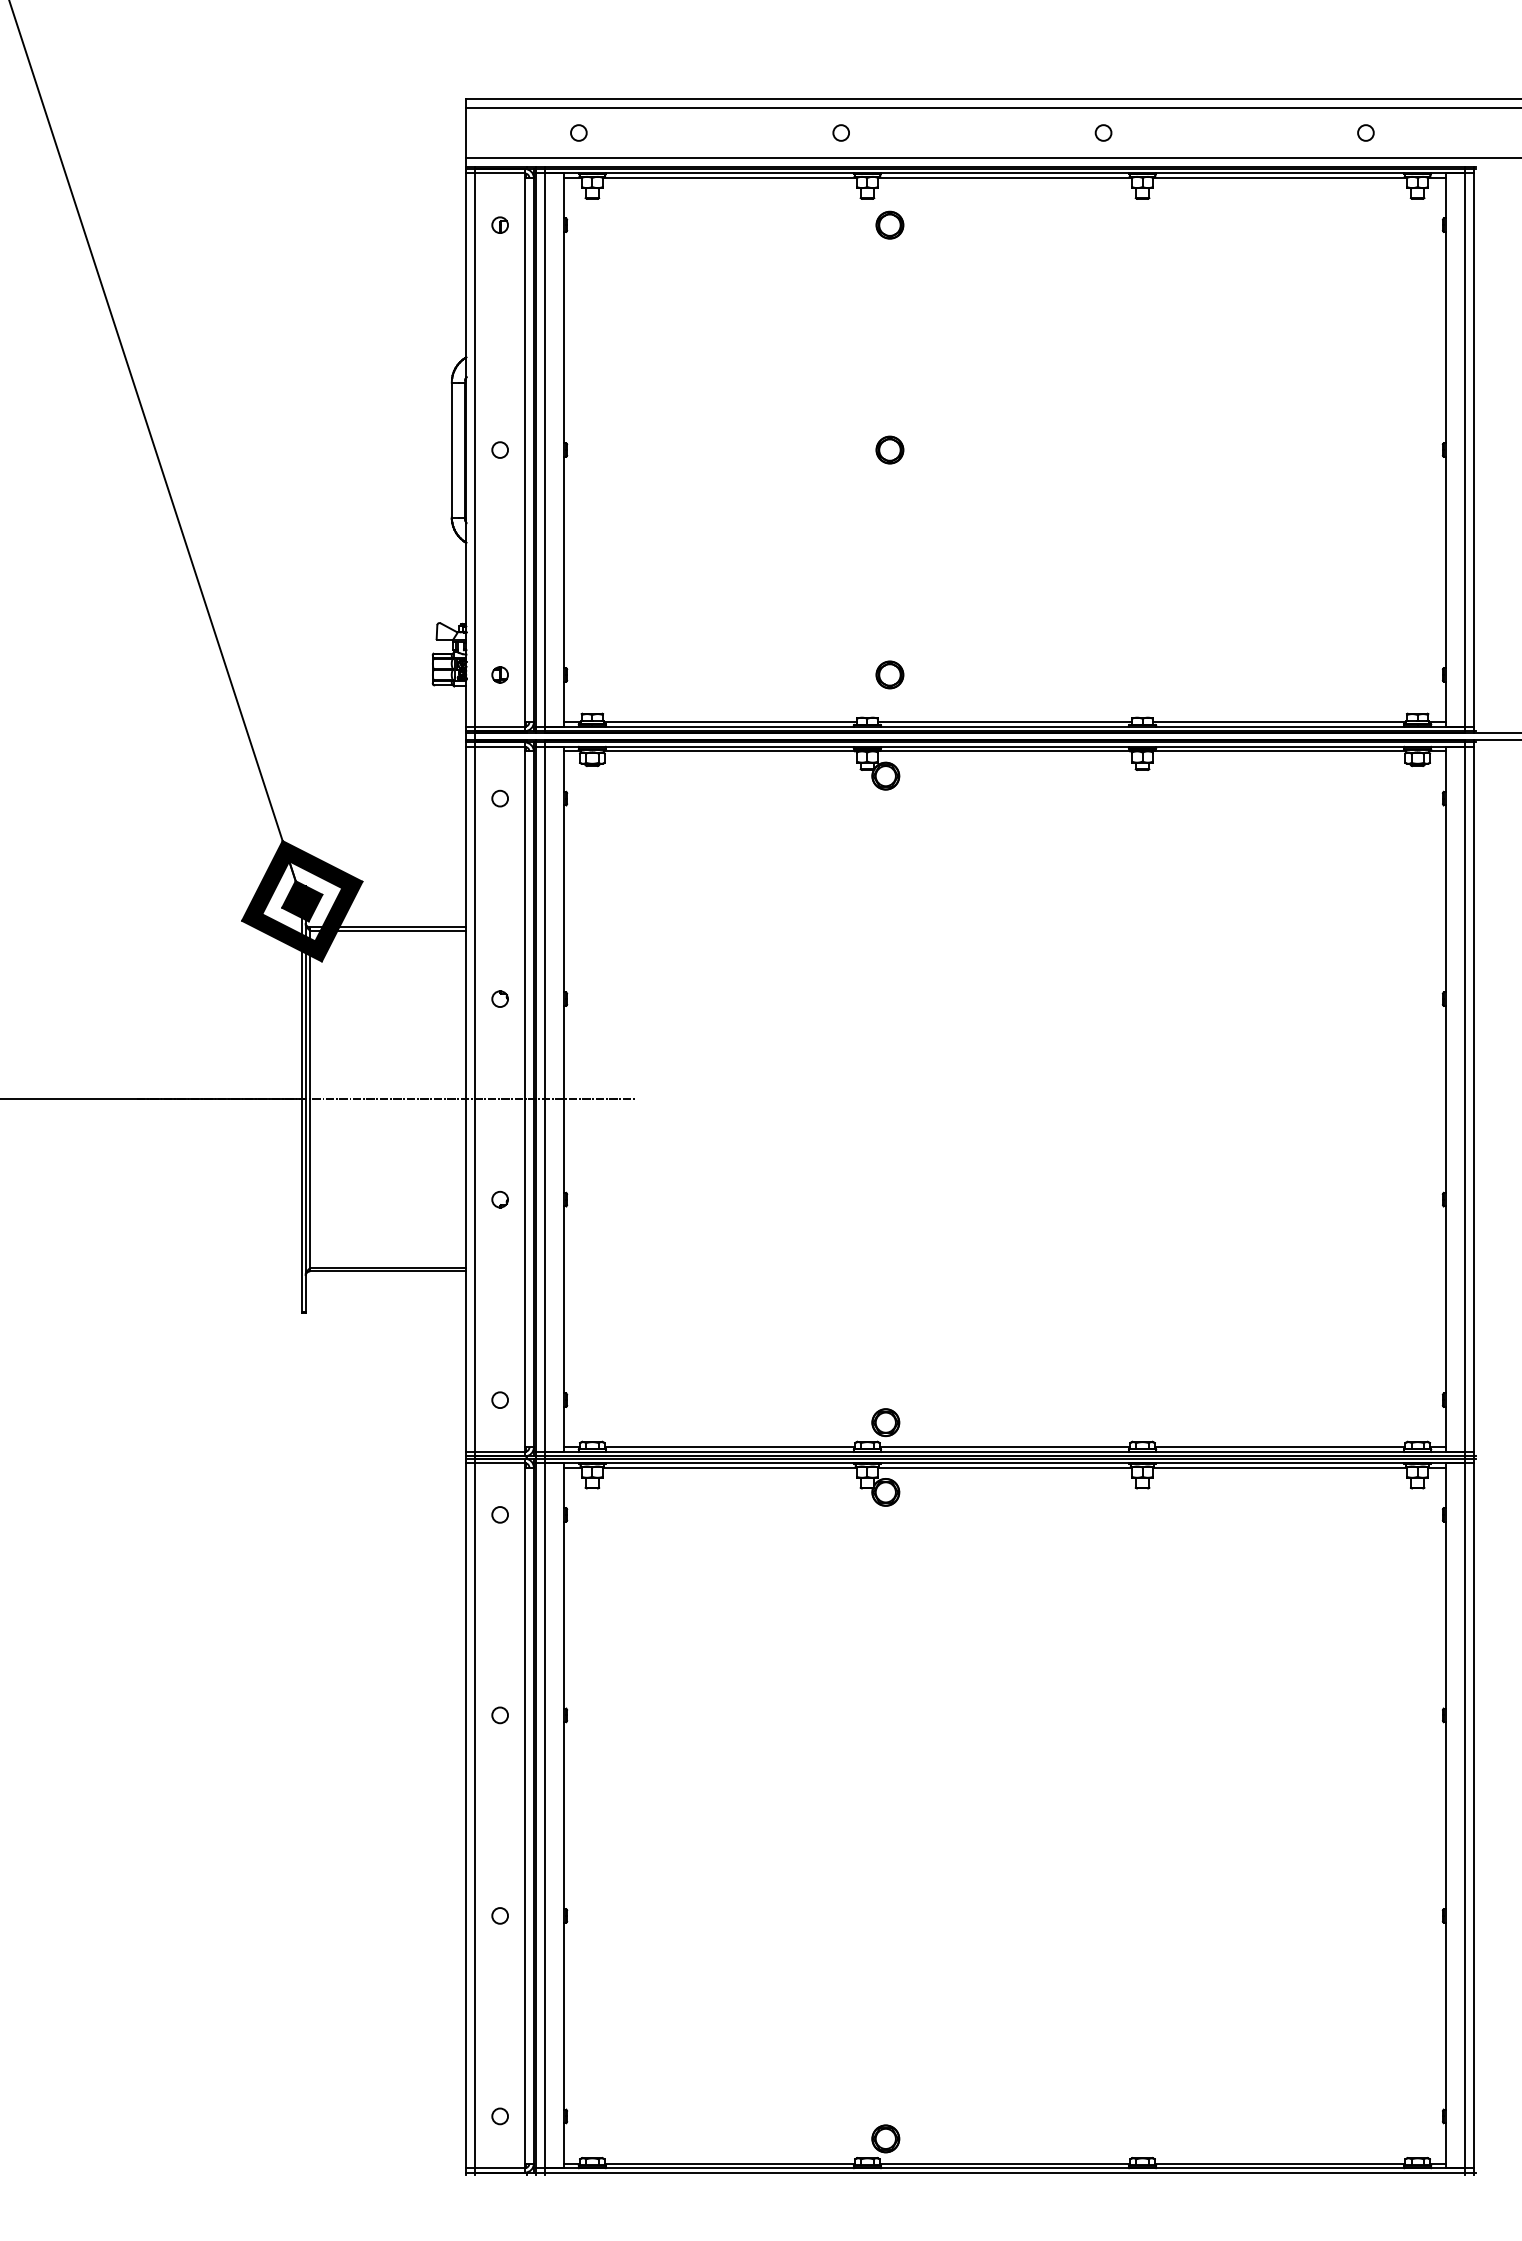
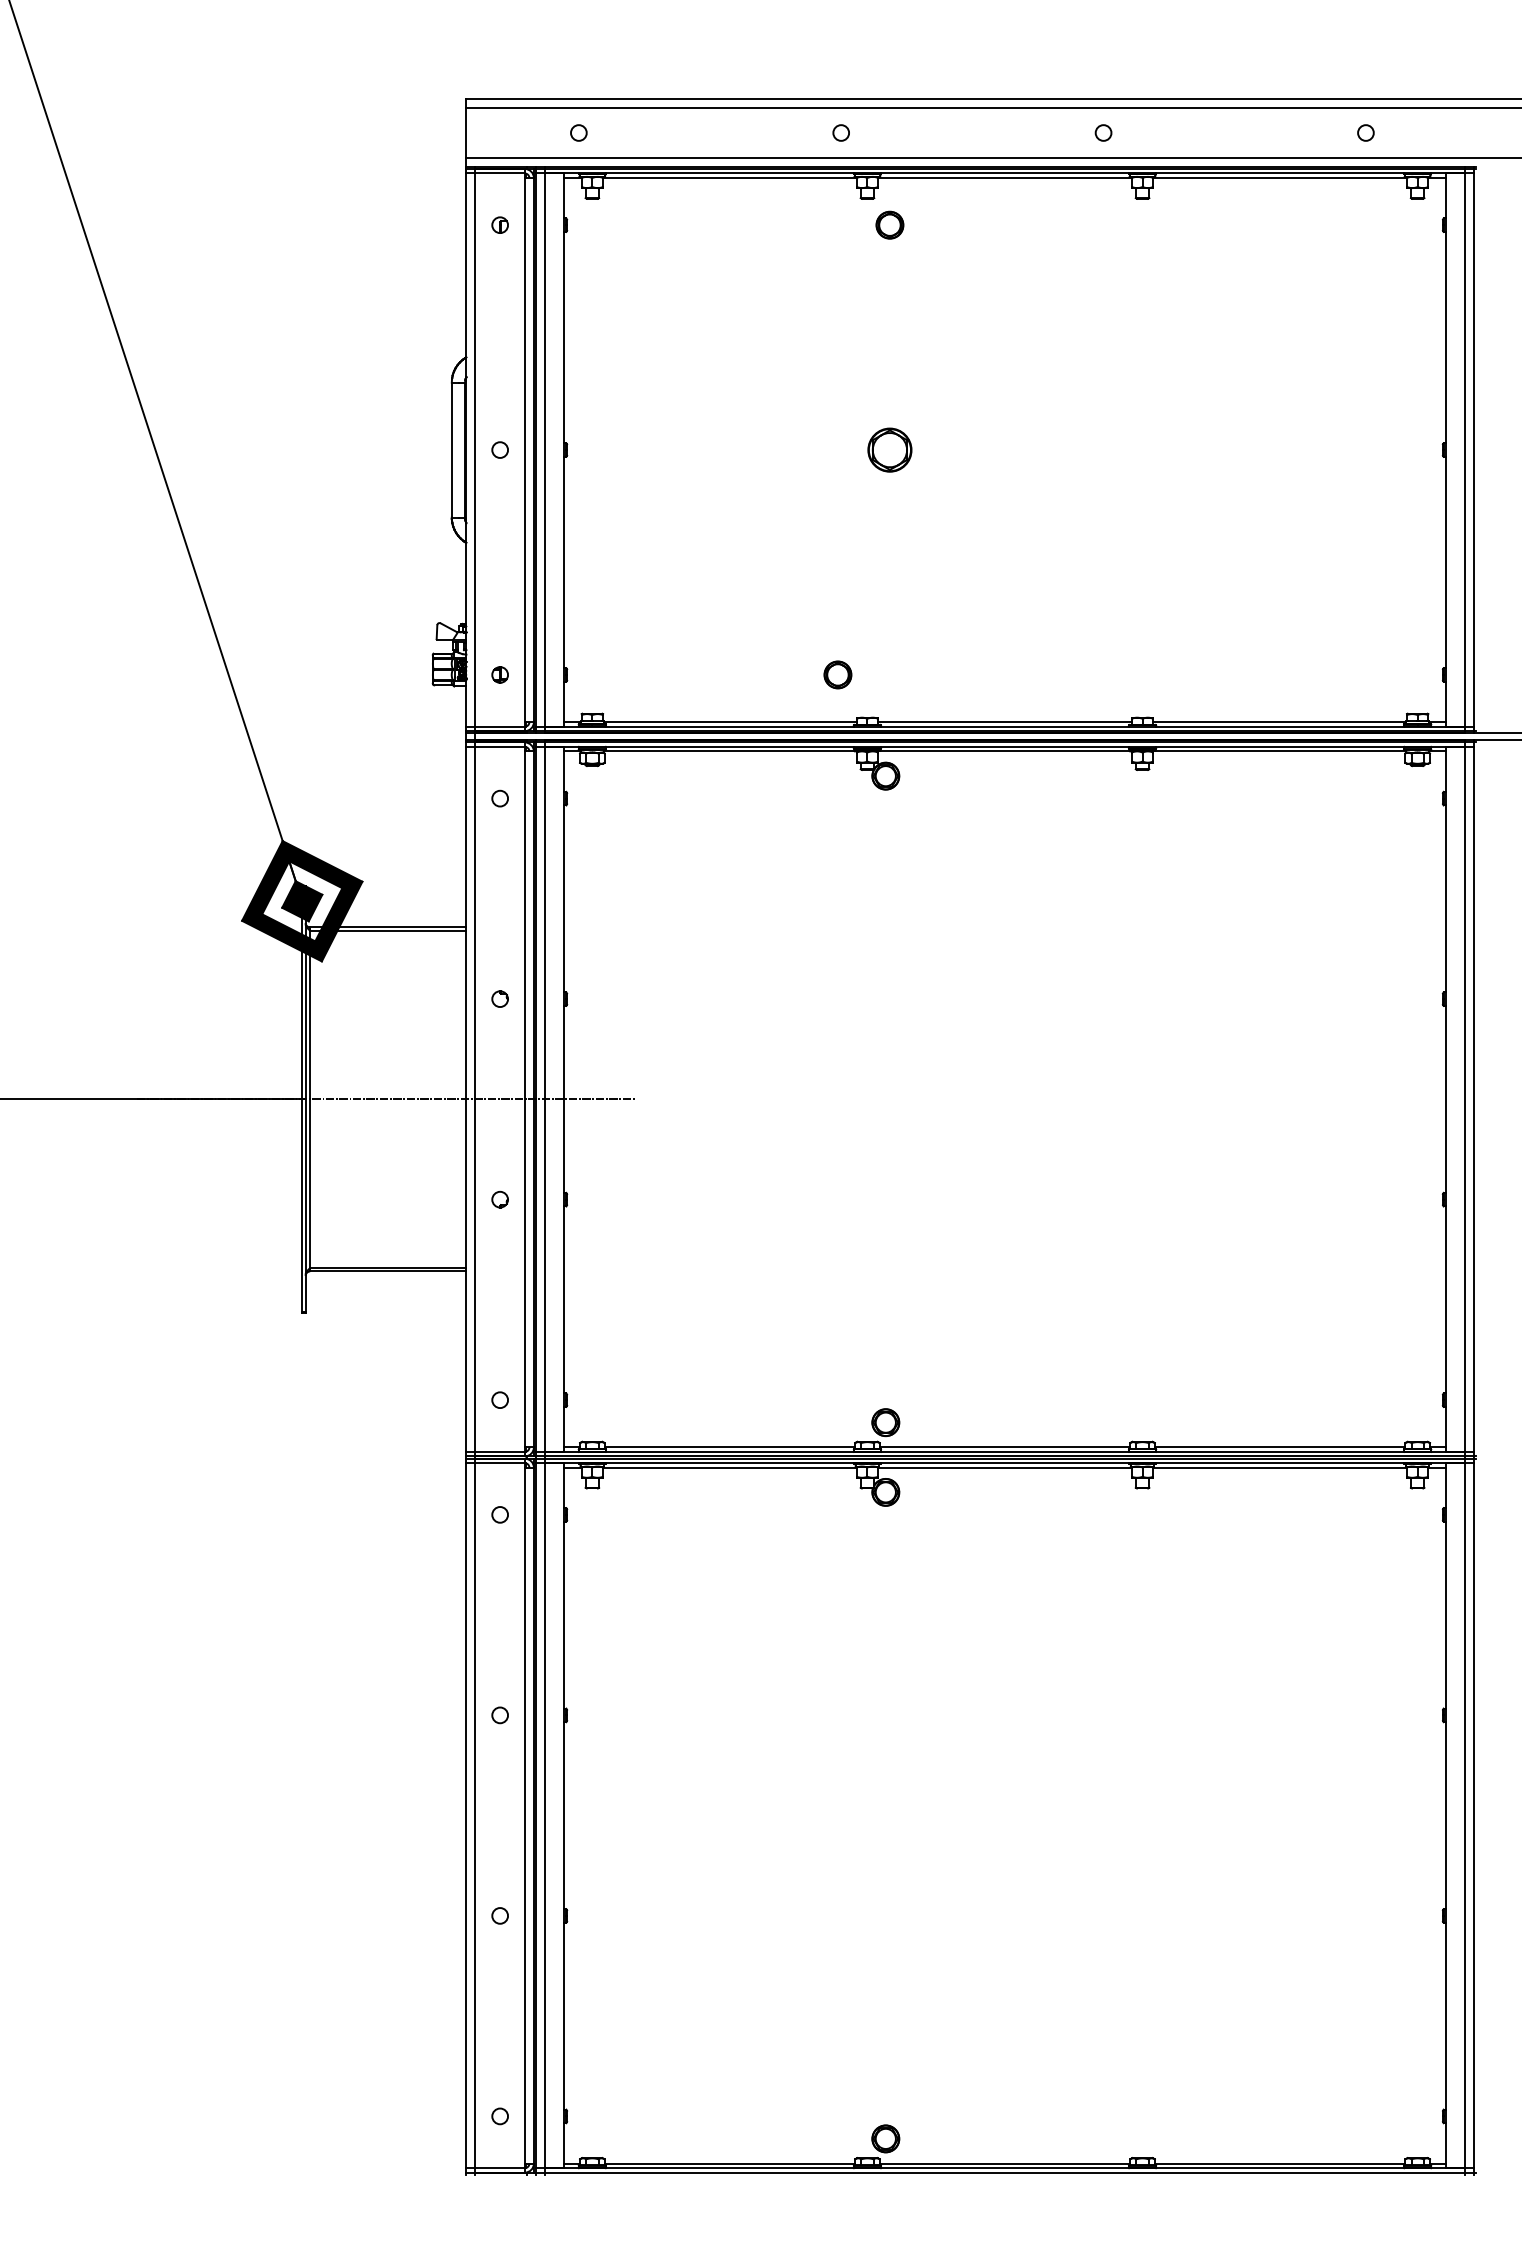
part size: 30x30 px -> 46x46 px (889, 449)
part position: (889, 674) -> (837, 674) (837, 674)
